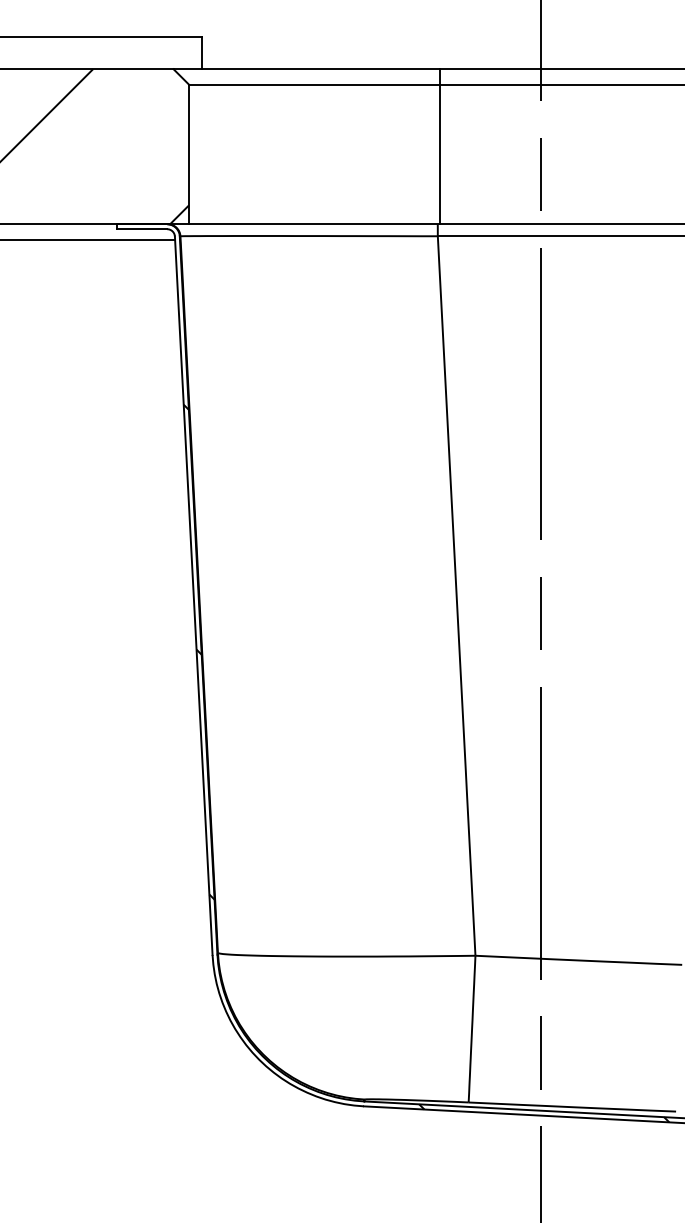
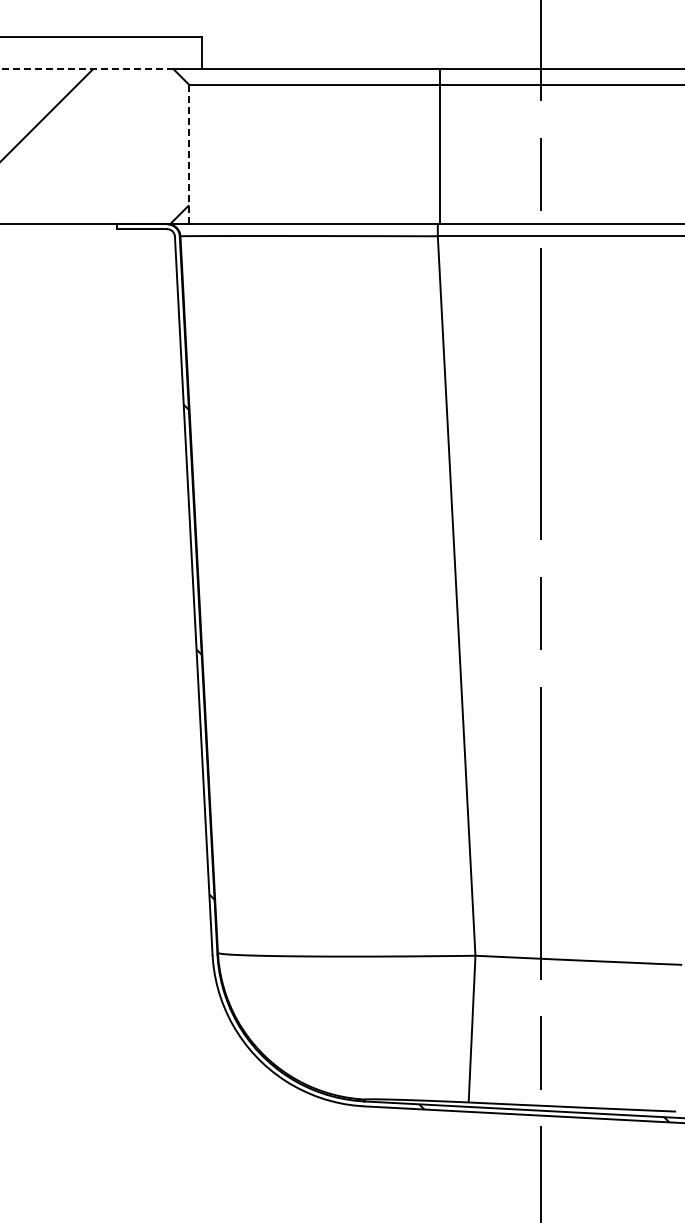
line: solid -> dashed (86, 69)
line: solid -> dashed (189, 154)
line: present -> none (88, 239)
